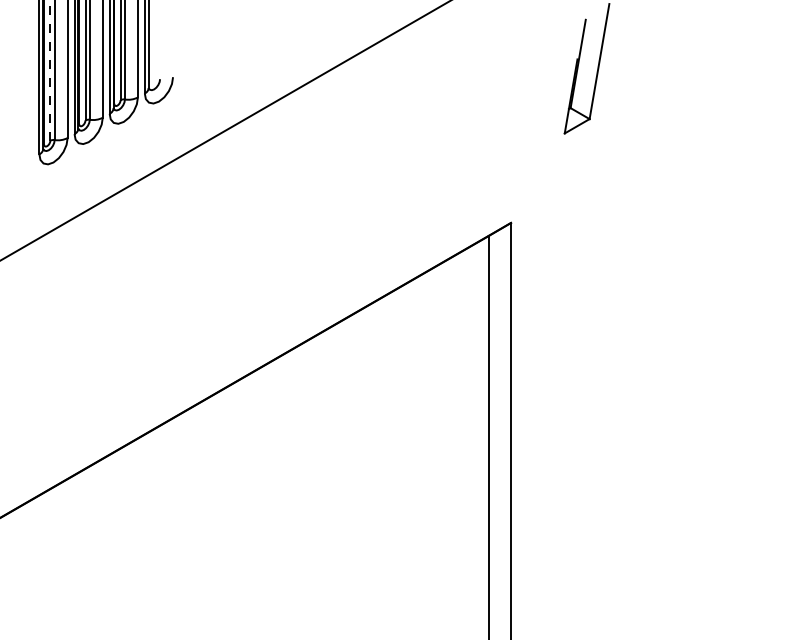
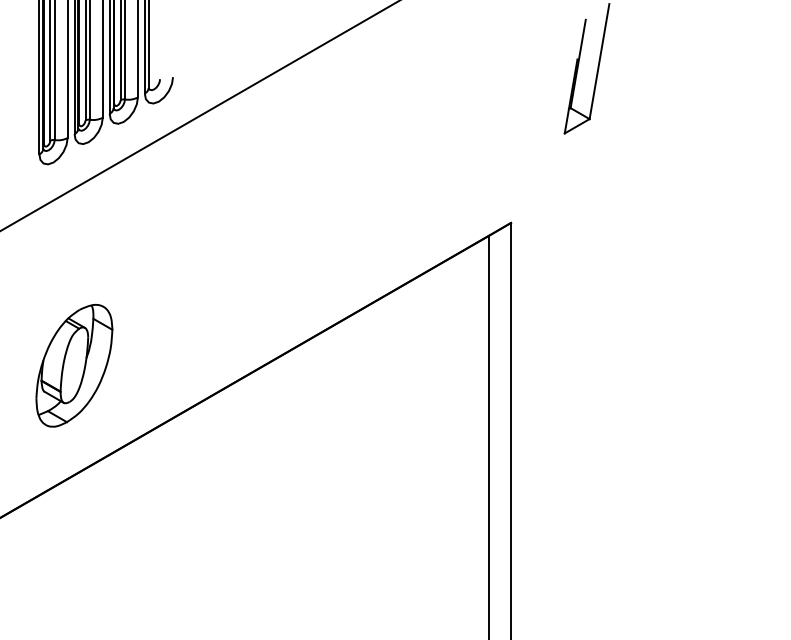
line: dashed -> solid (50, 70)
line position: (225, 130) -> (199, 115) (199, 115)
part: none -> present (74, 365)
